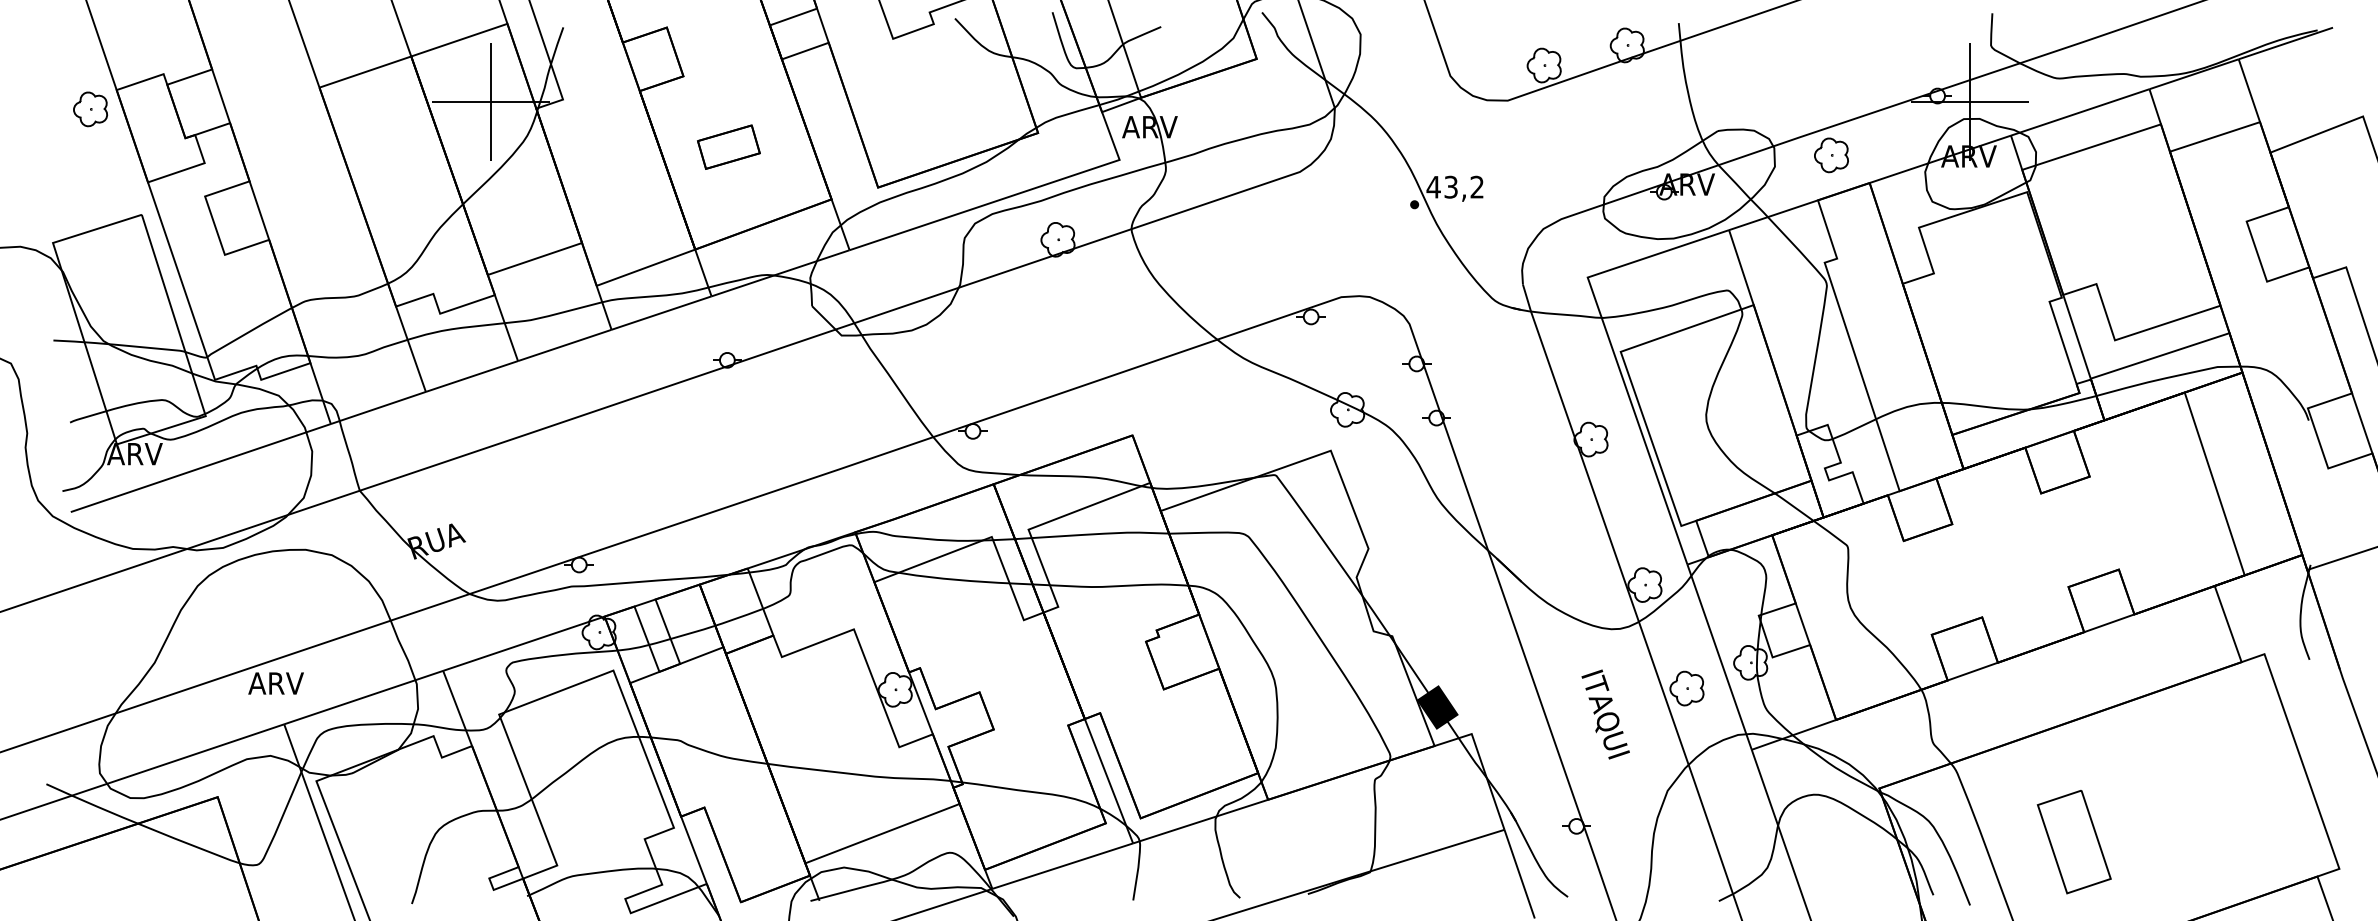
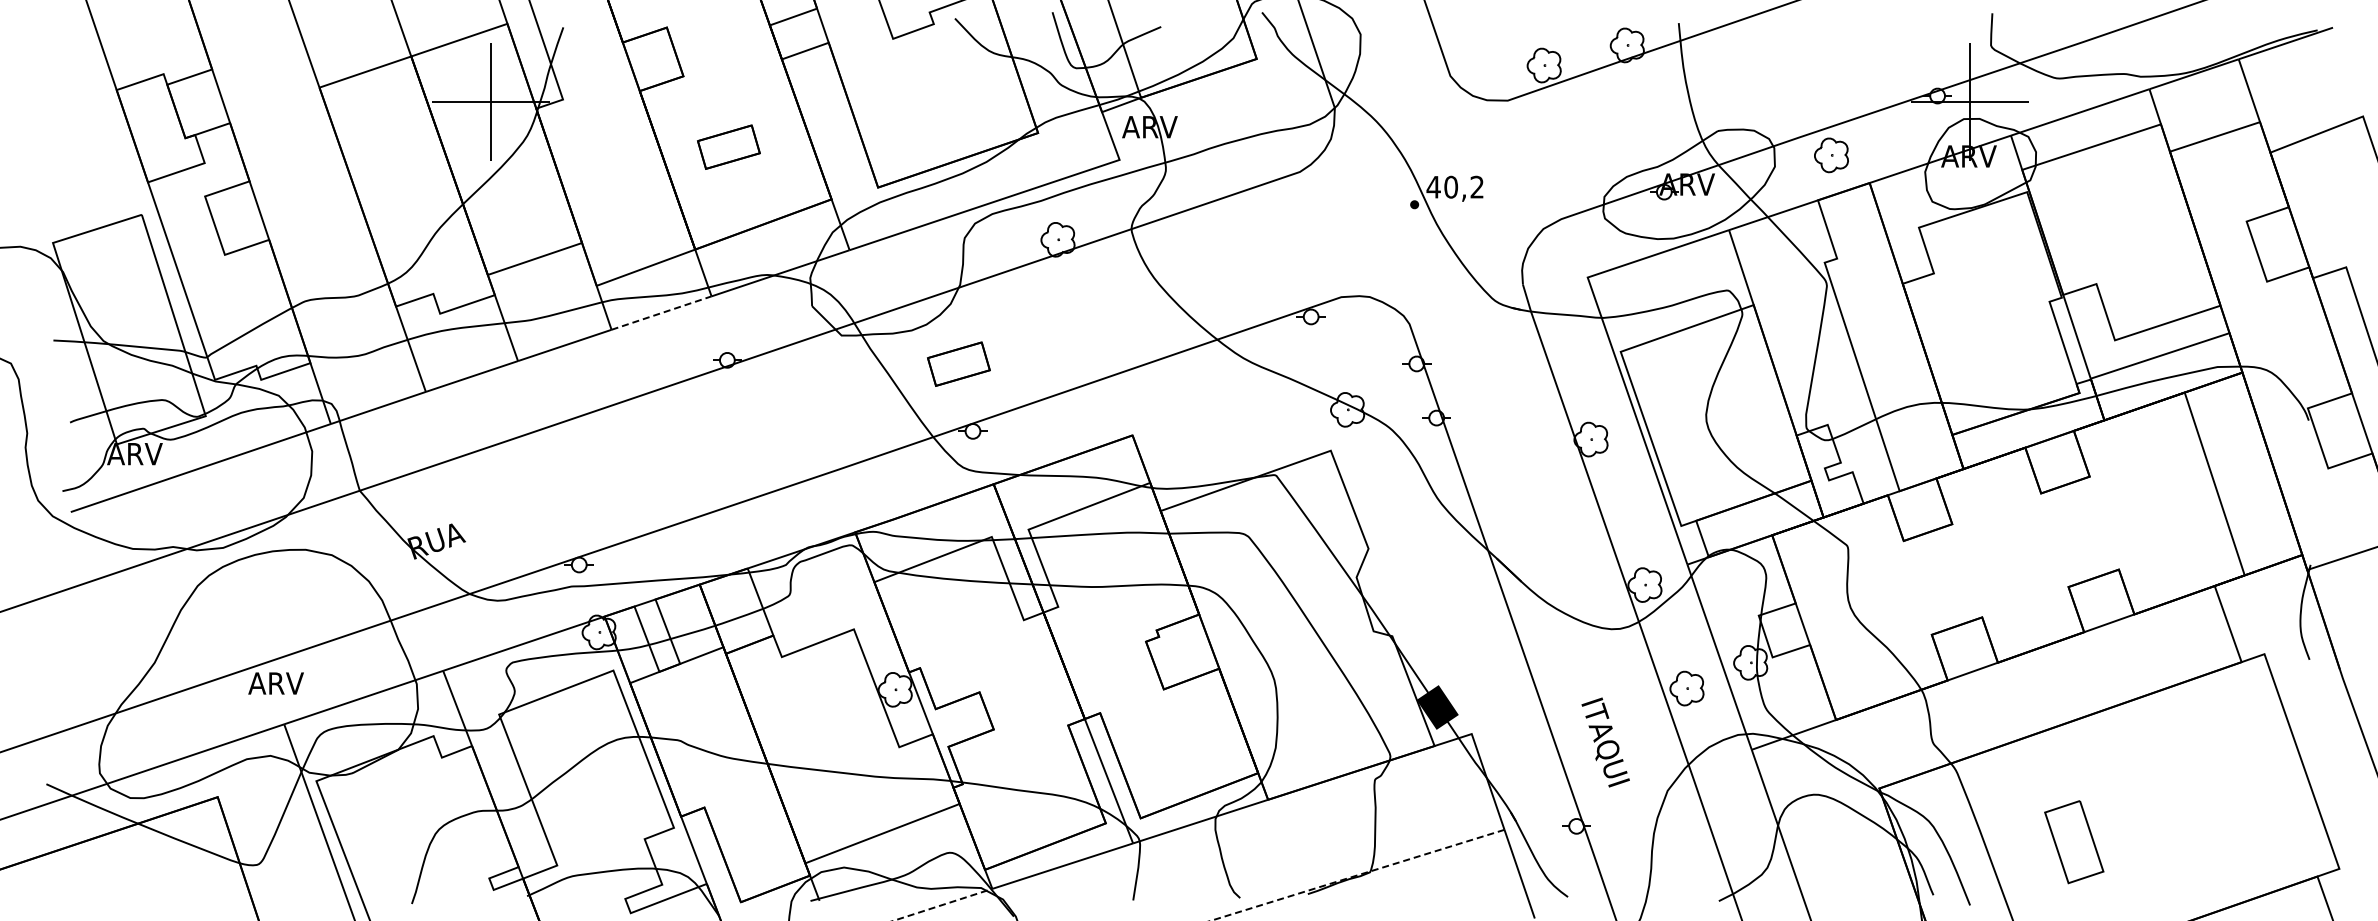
part: present -> none (90, 109)
text: 43,2 -> 40,2 (1451, 186)
line: solid -> dashed (661, 313)
part: none -> present (958, 363)
text position: (1605, 714) -> (1605, 742) (1605, 742)
part size: 76x105 px -> 61x85 px (2074, 842)
line: solid -> dashed (1357, 875)
line: solid -> dashed (943, 904)
